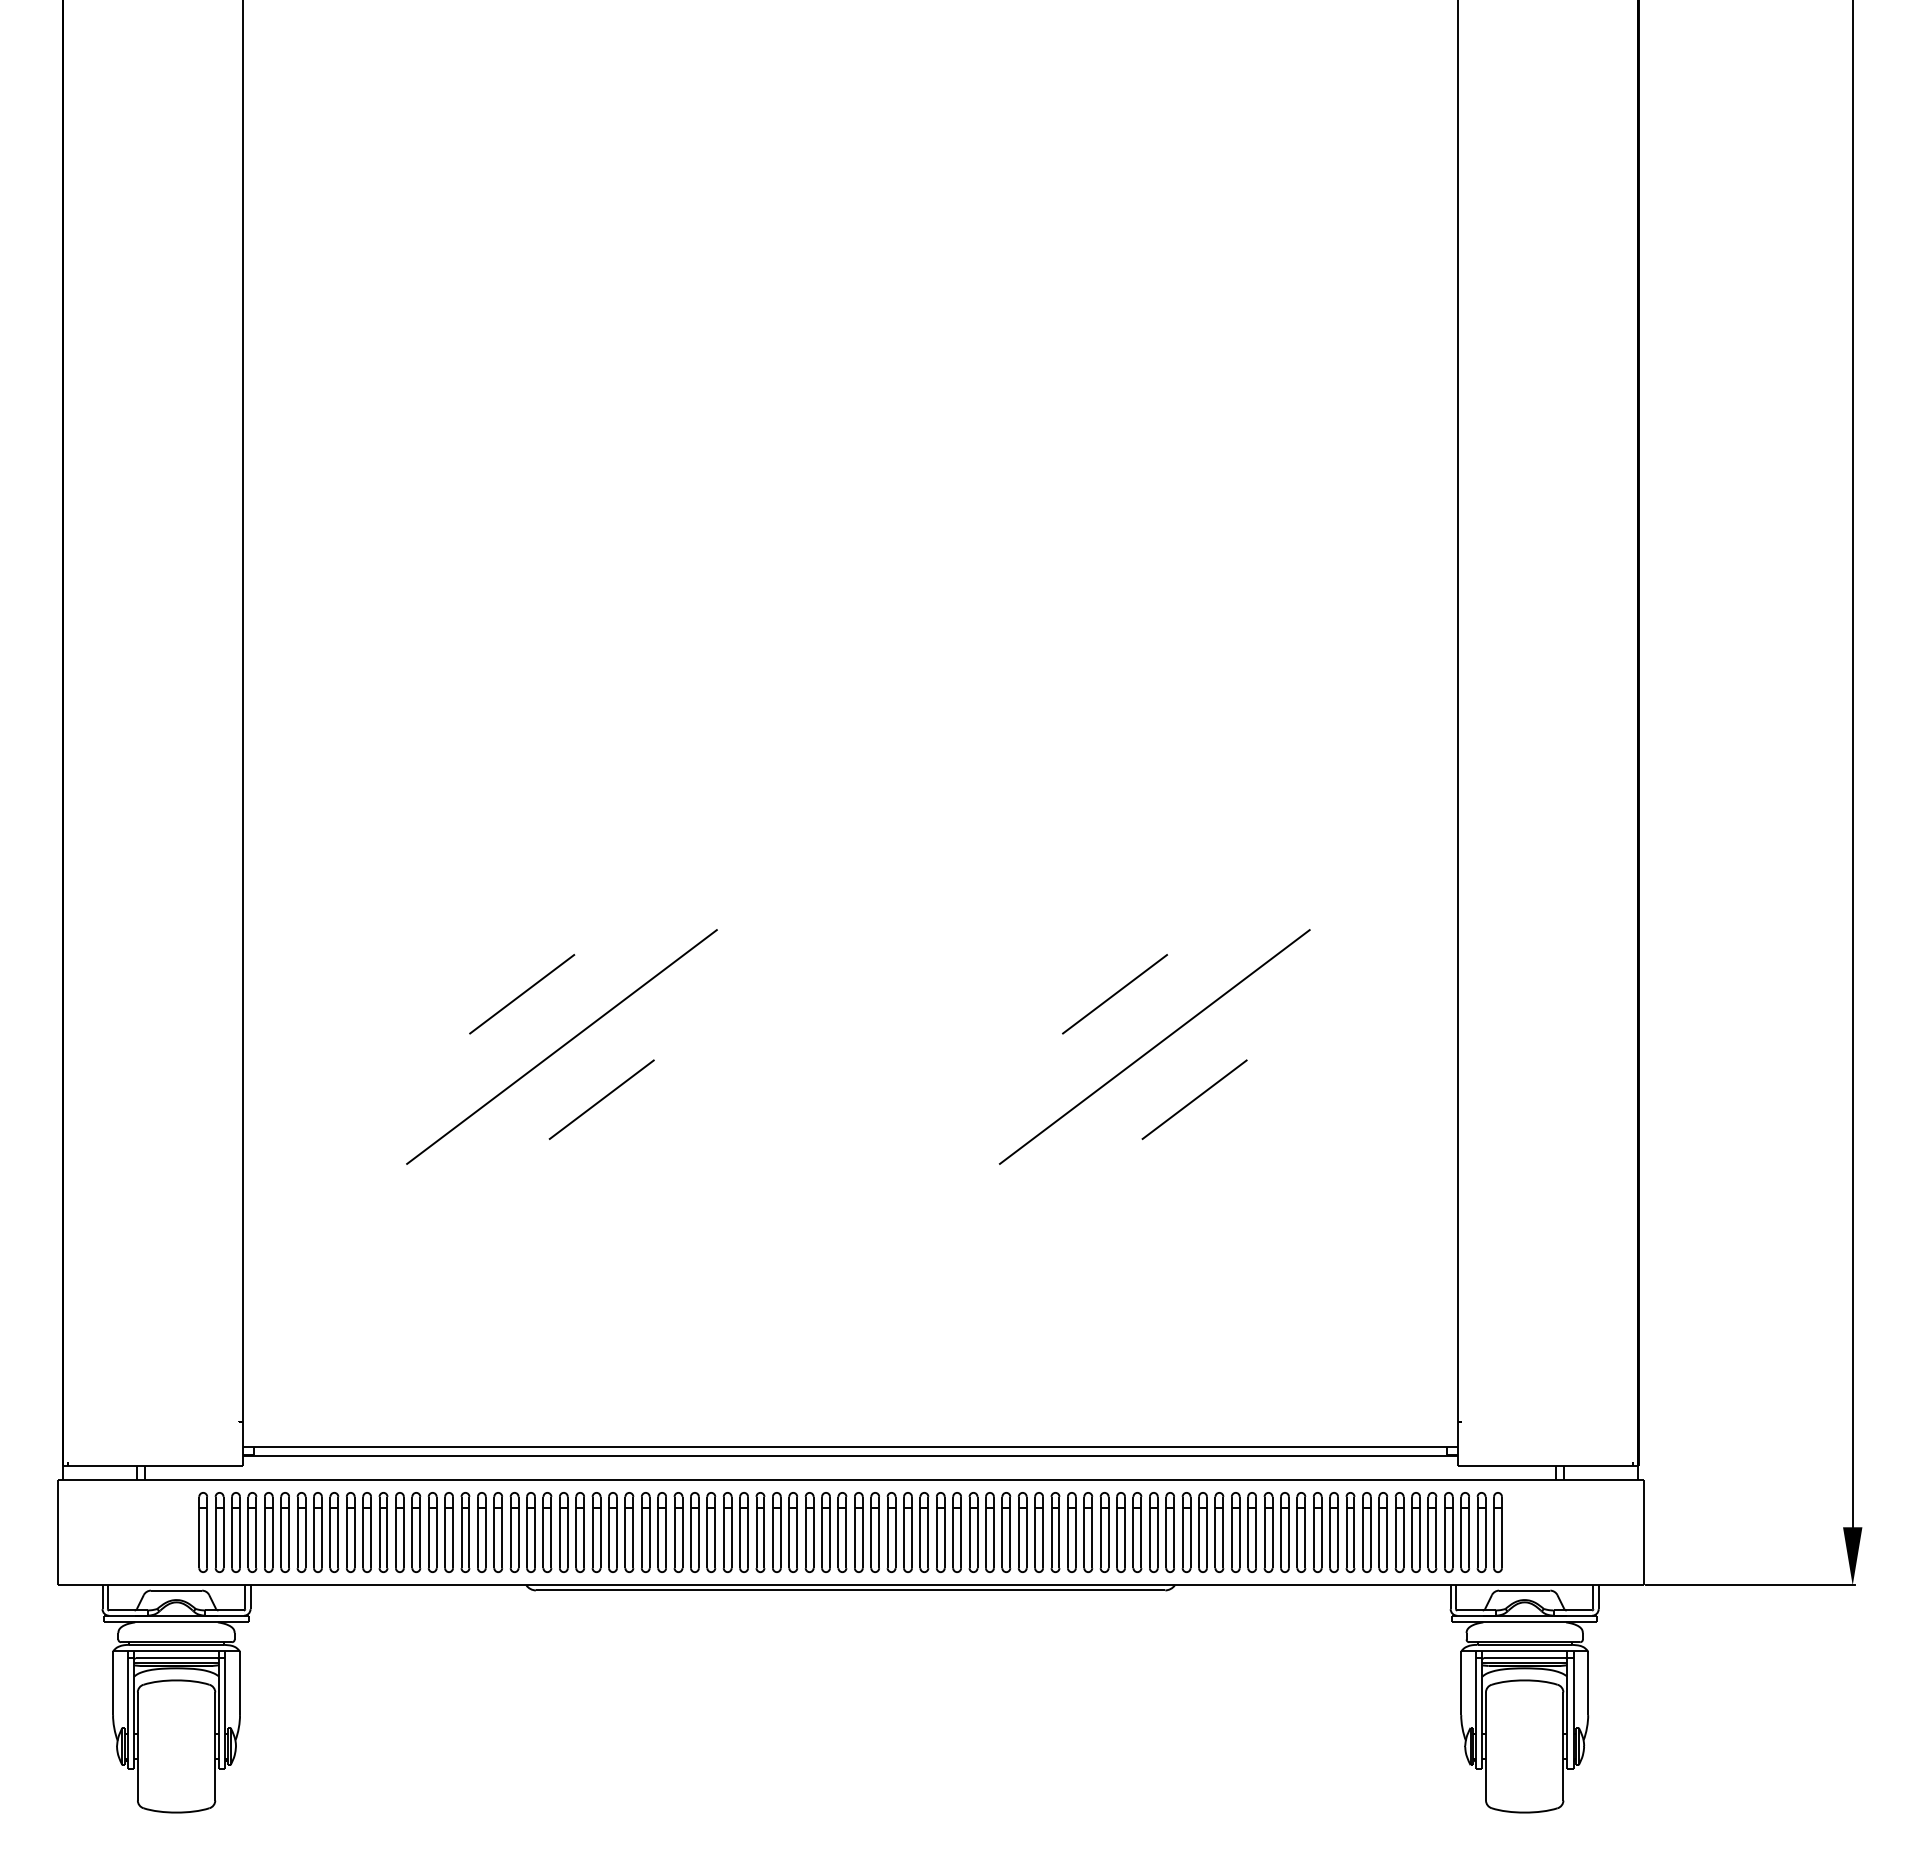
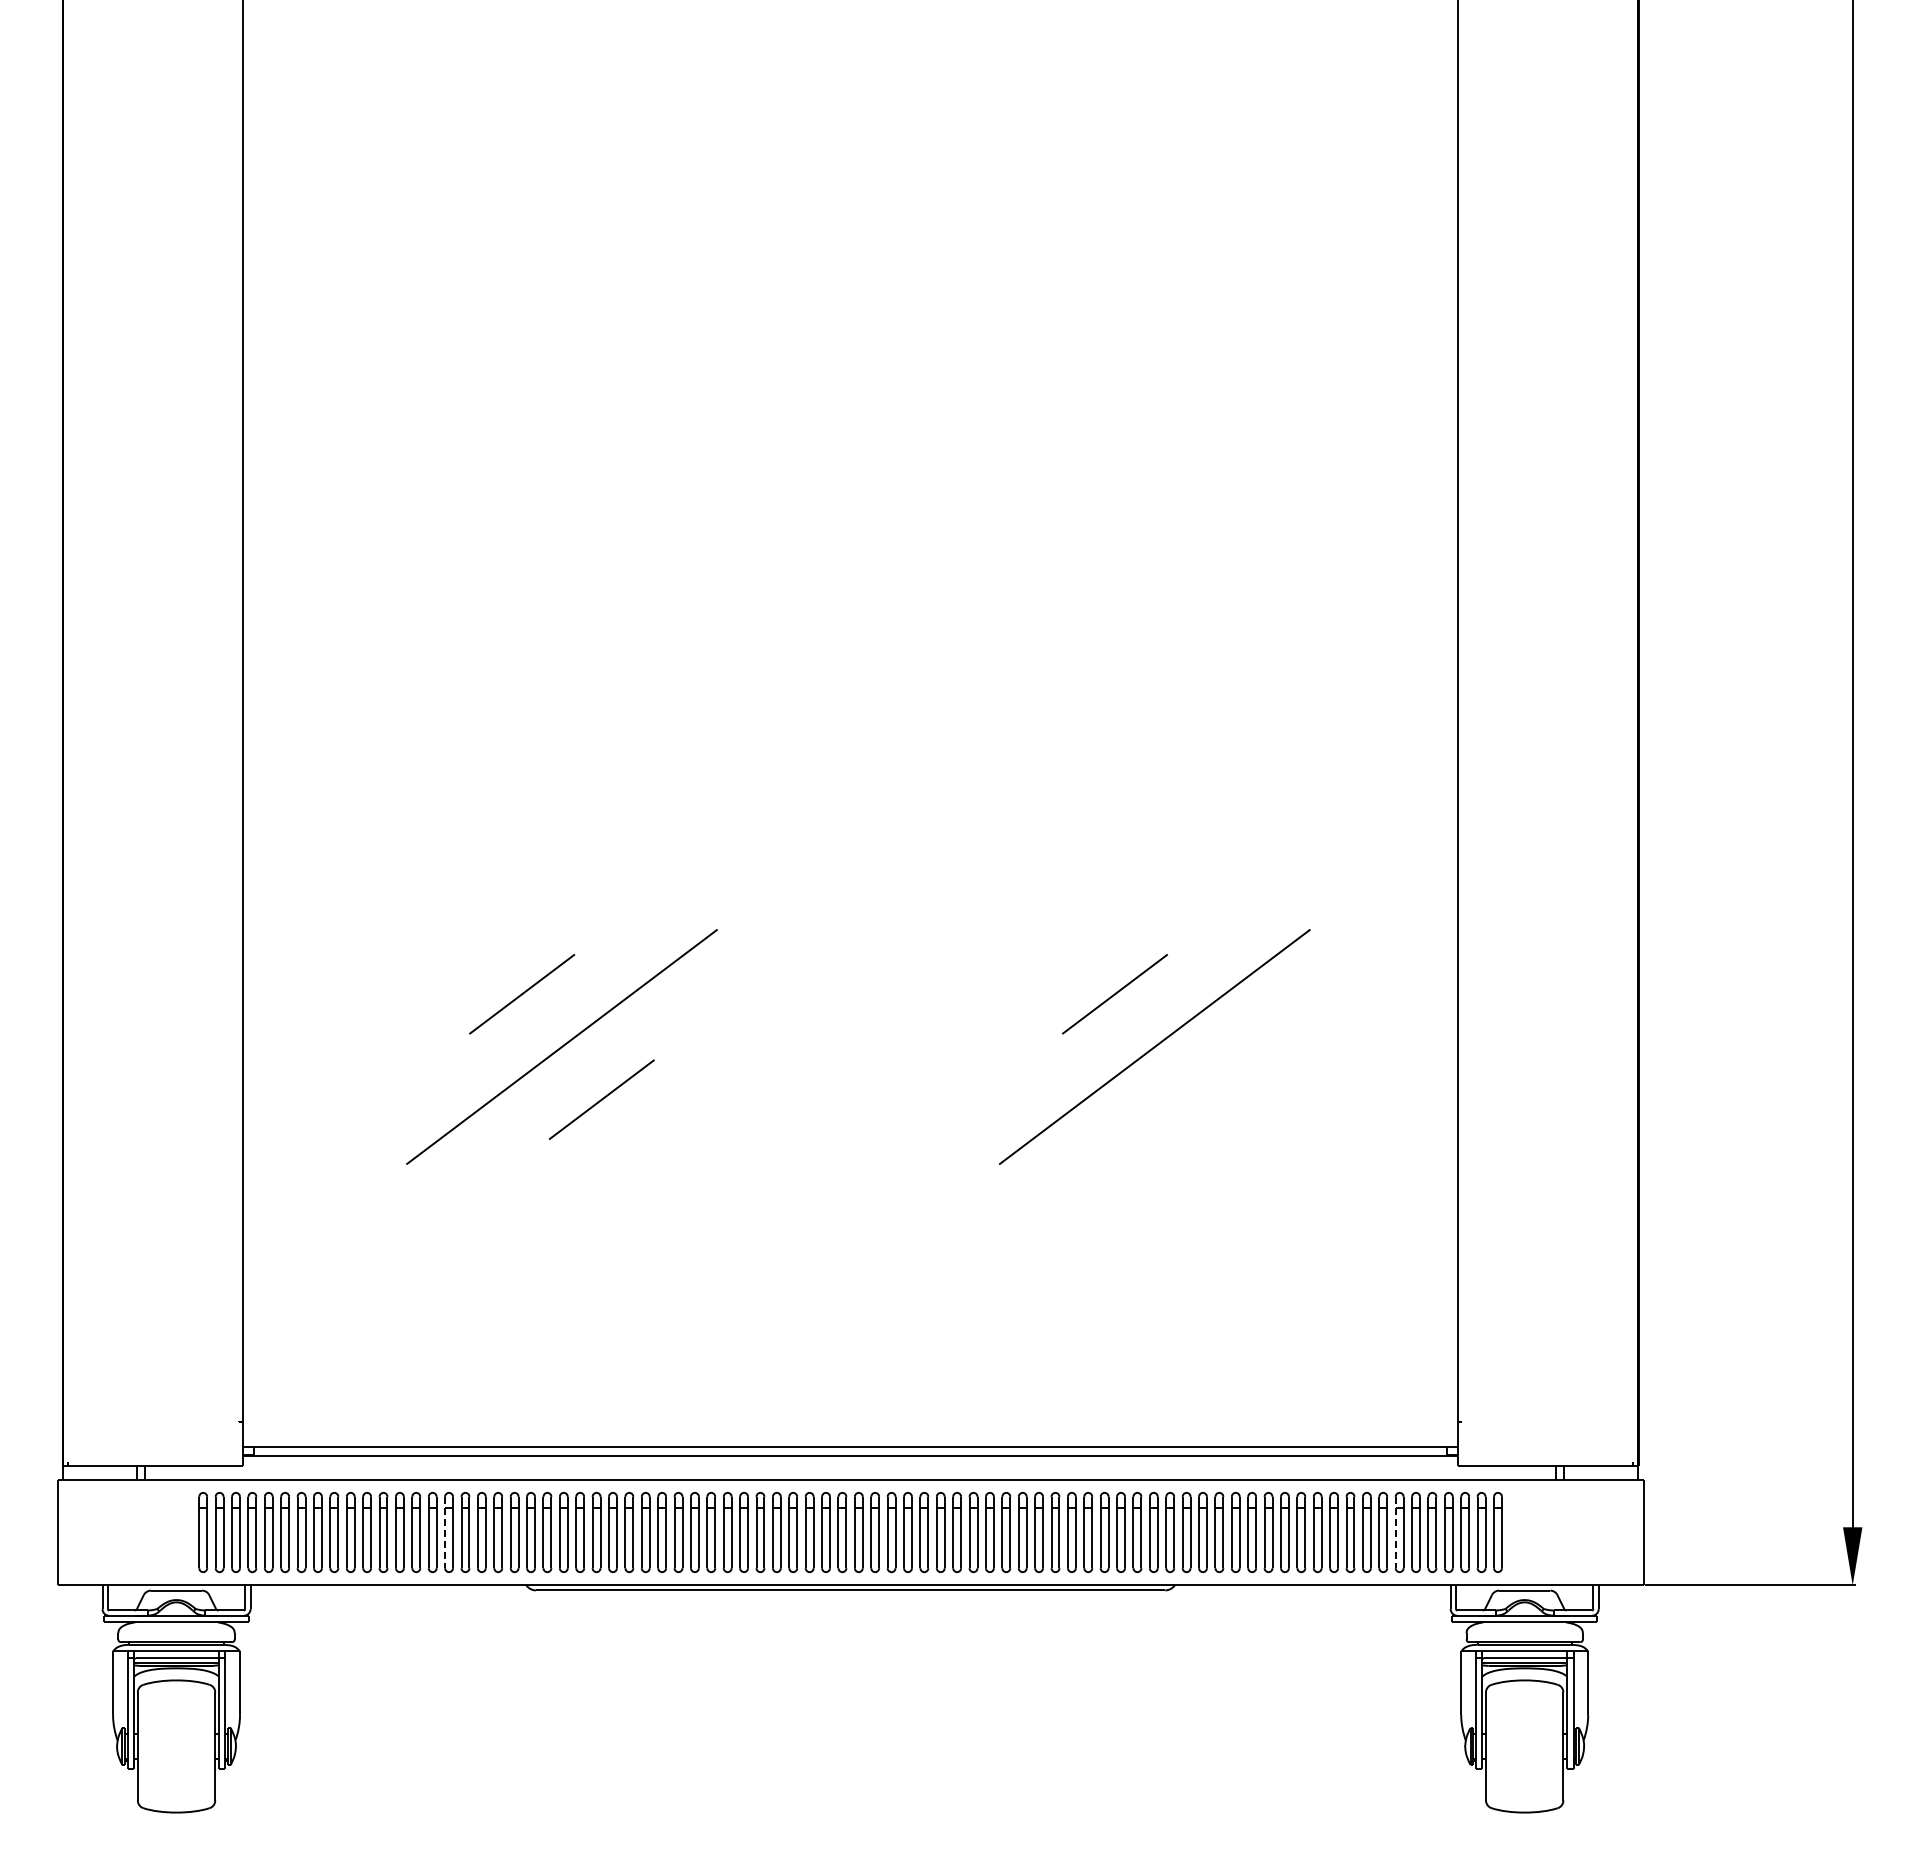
line: present -> none (1194, 1099)
line: solid -> dashed (445, 1532)
line: solid -> dashed (1395, 1532)
